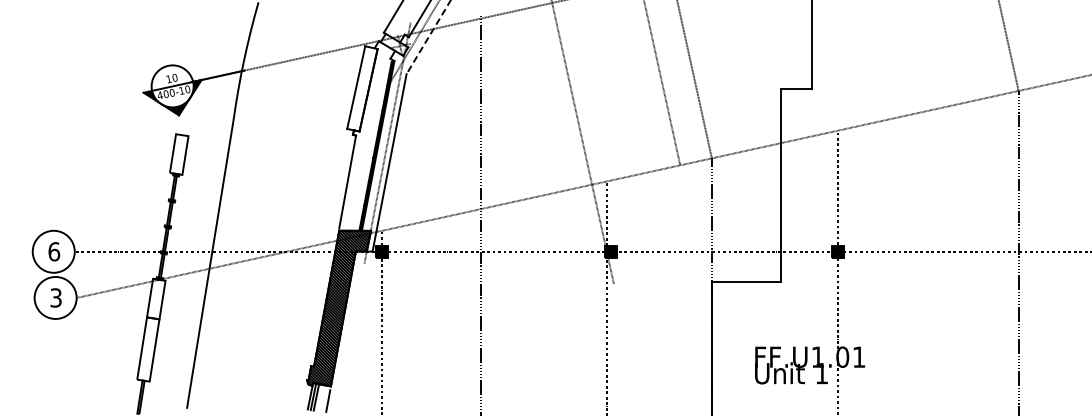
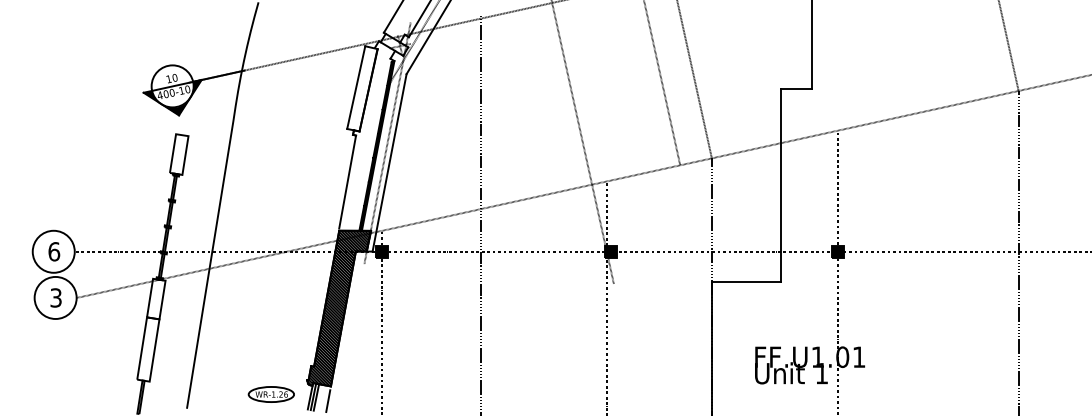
line: dashed -> solid (428, 37)
part: none -> present (270, 394)
